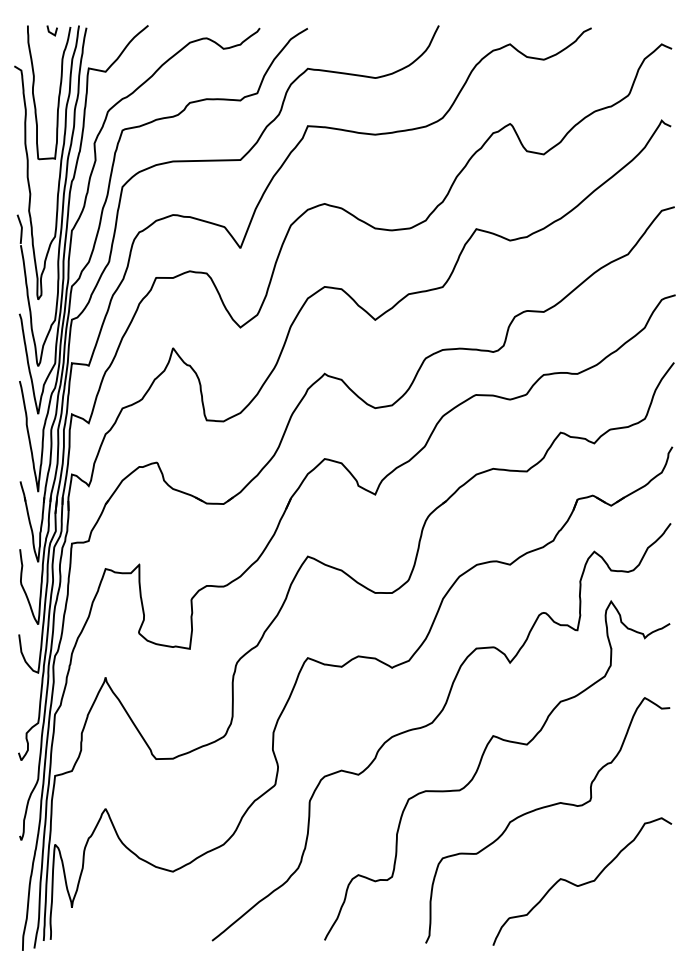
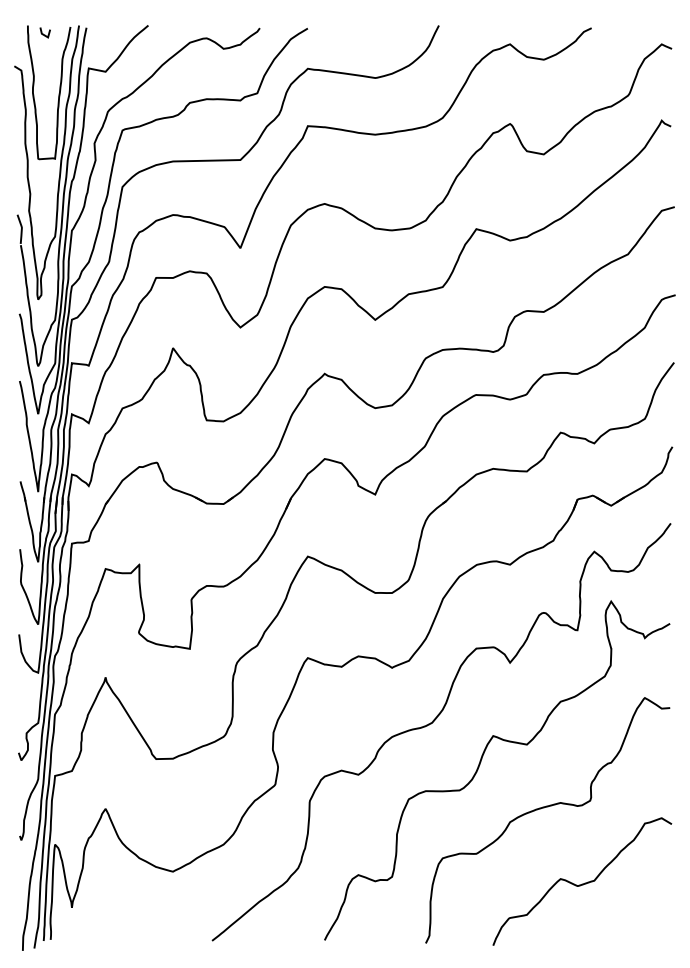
line position: (50, 31) -> (43, 33) (43, 33)
